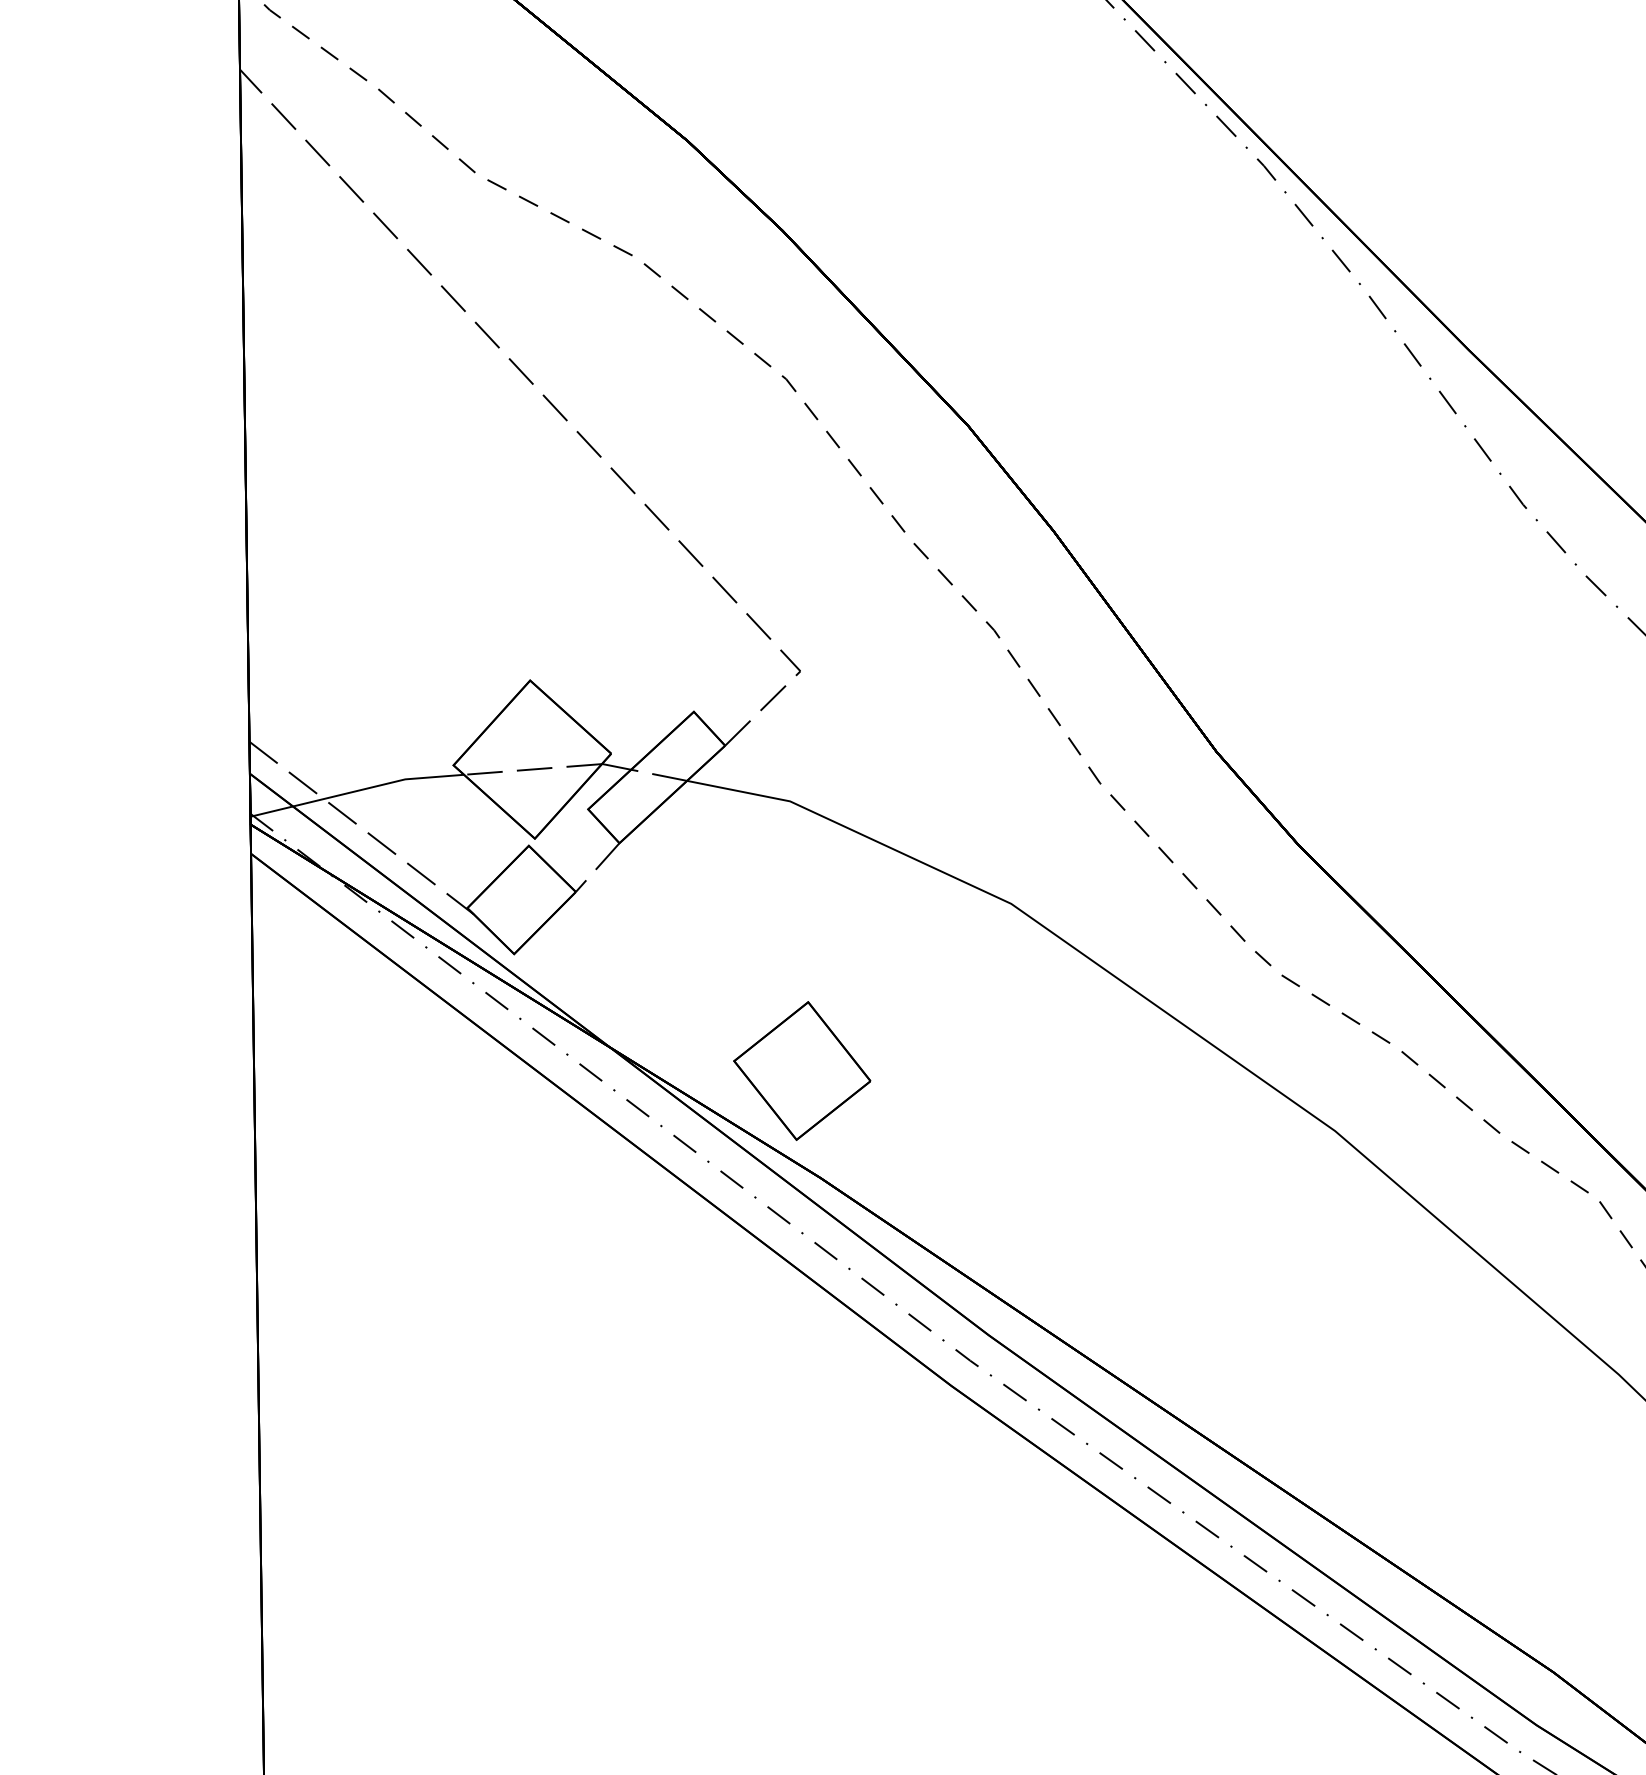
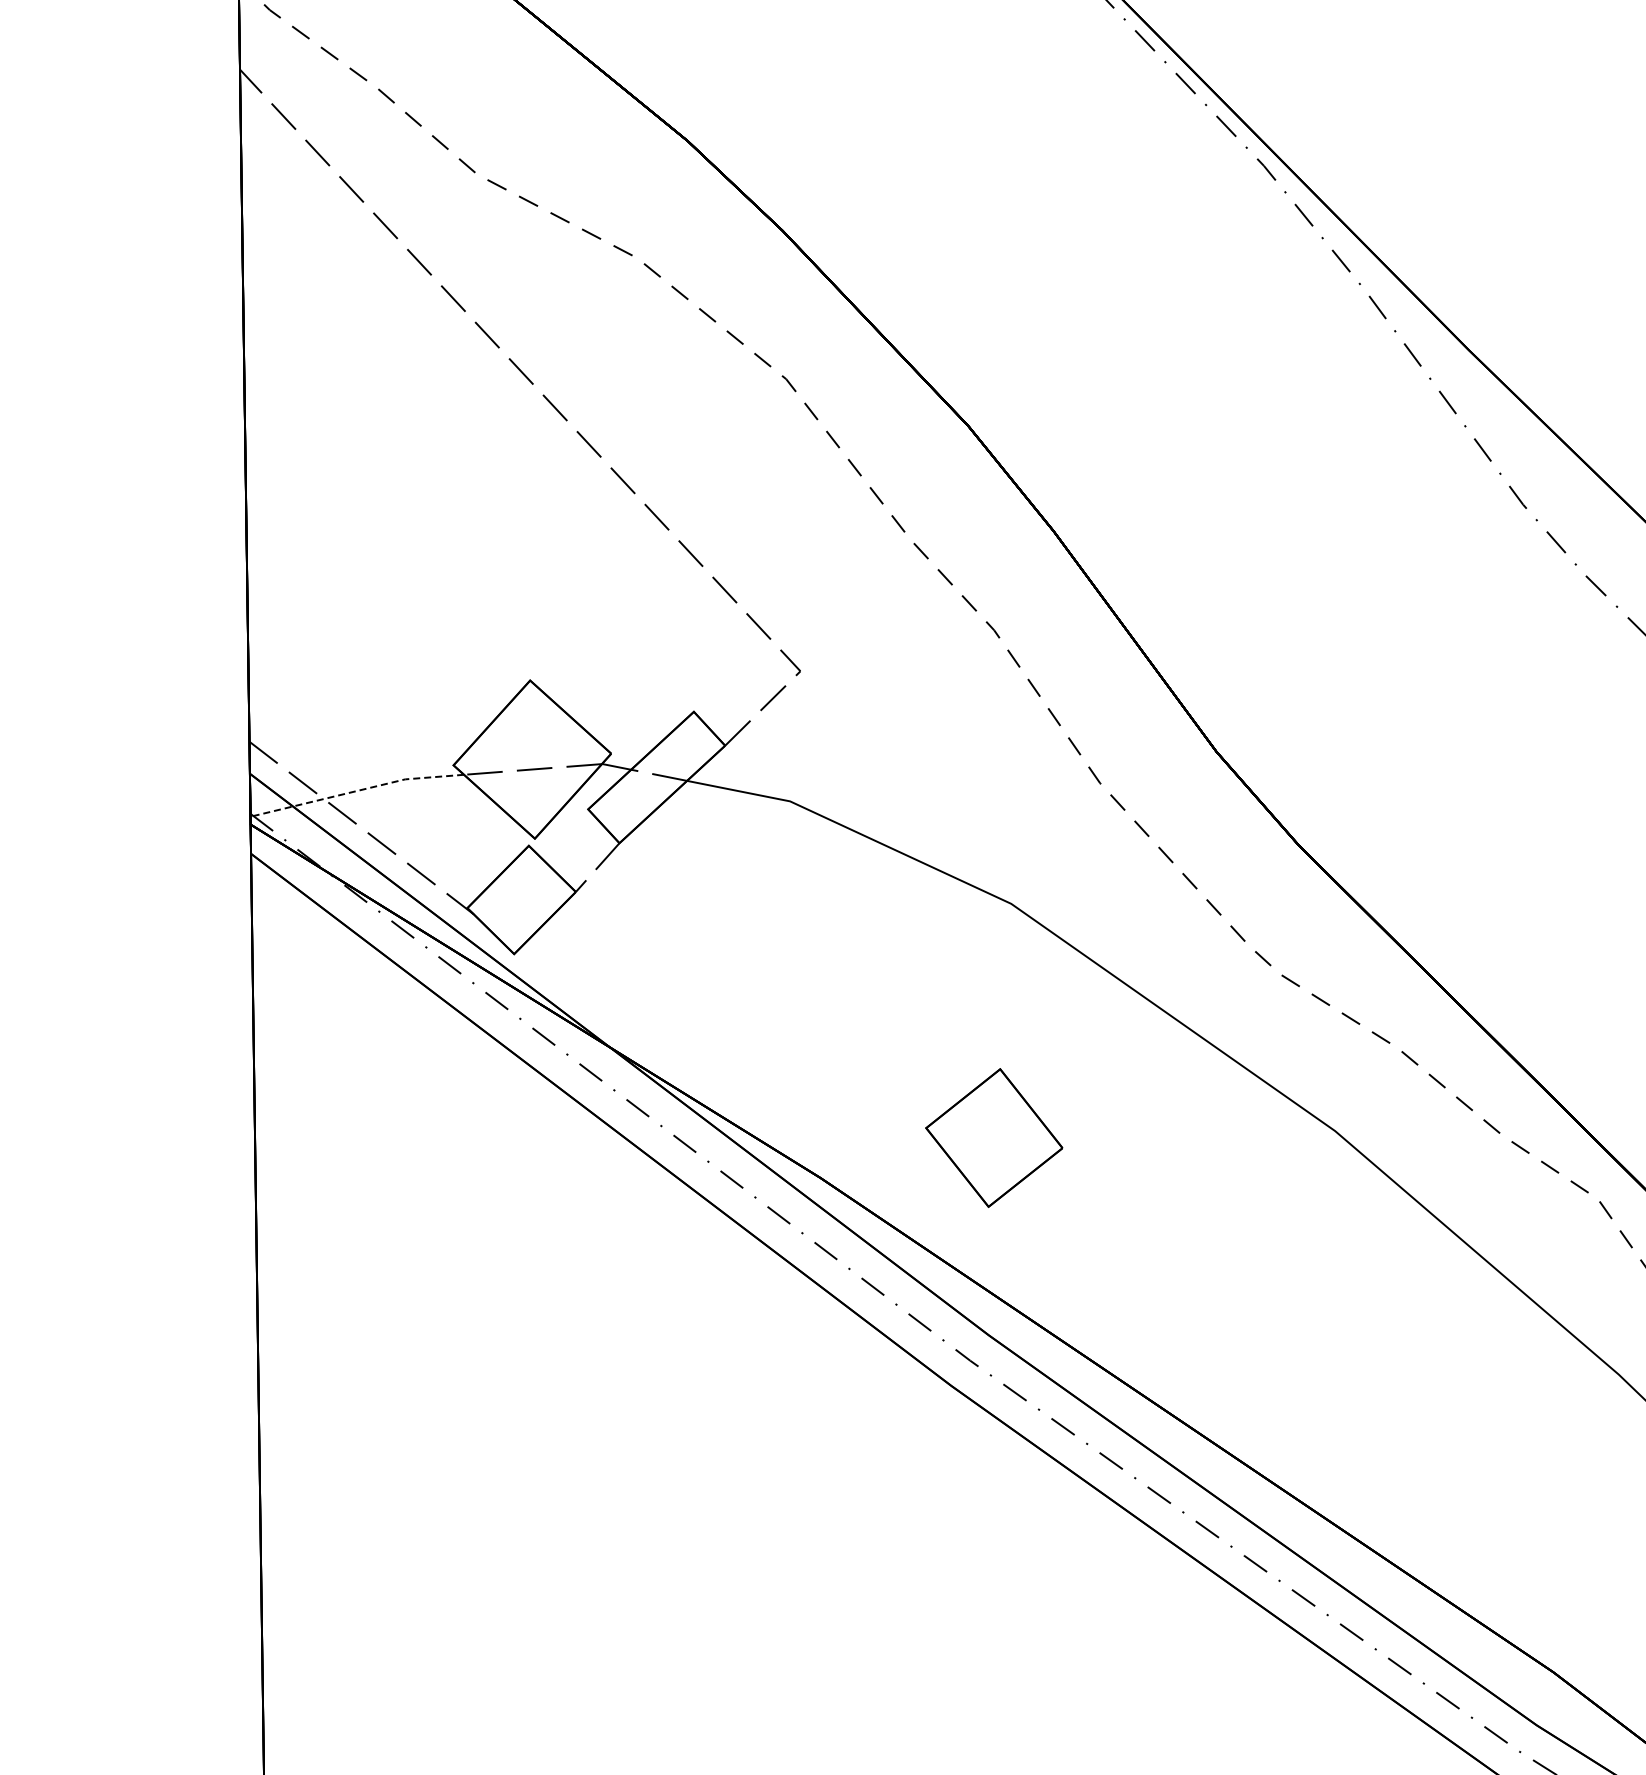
line: solid -> dashed (356, 791)
part position: (802, 1070) -> (994, 1137) (994, 1137)
